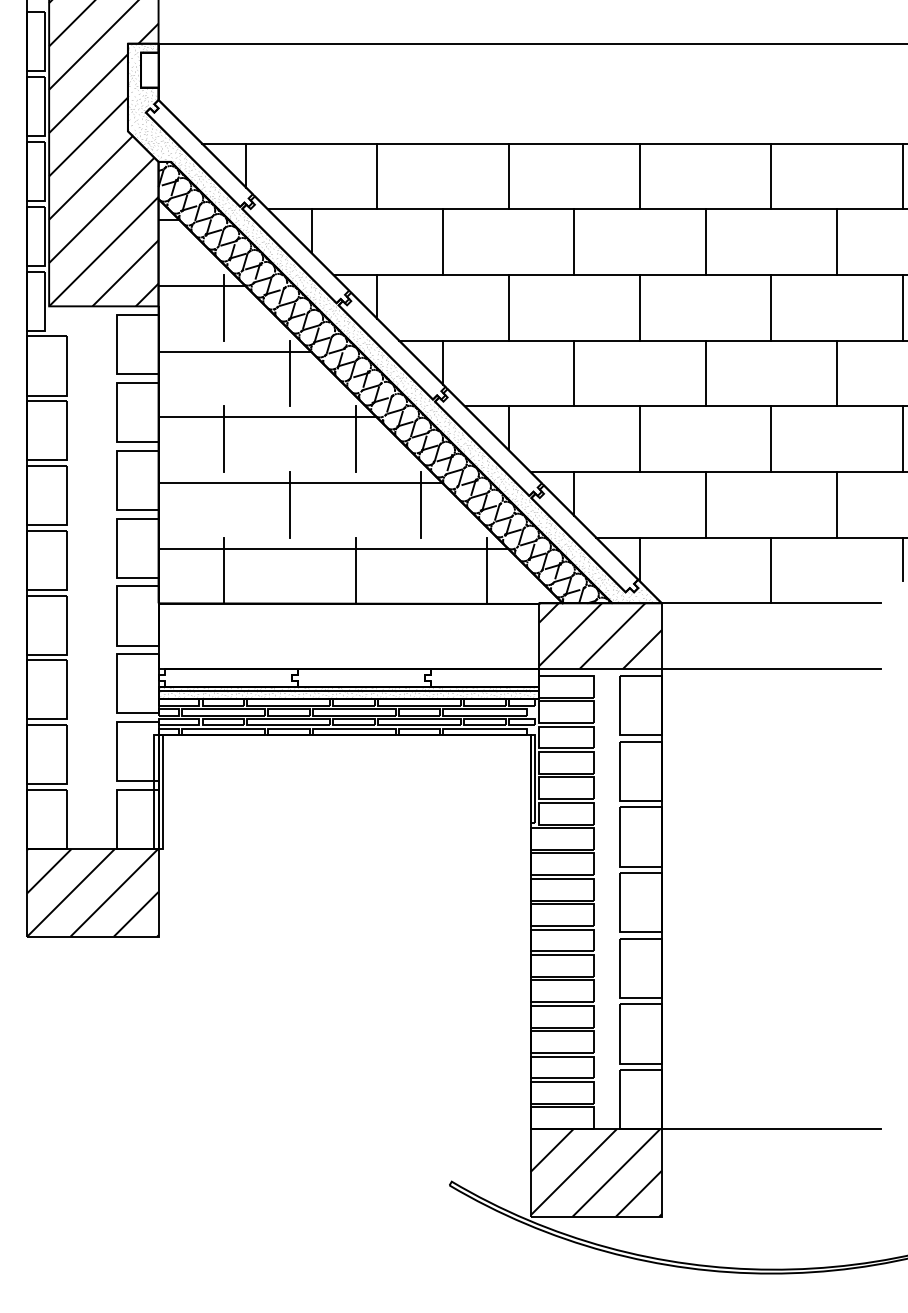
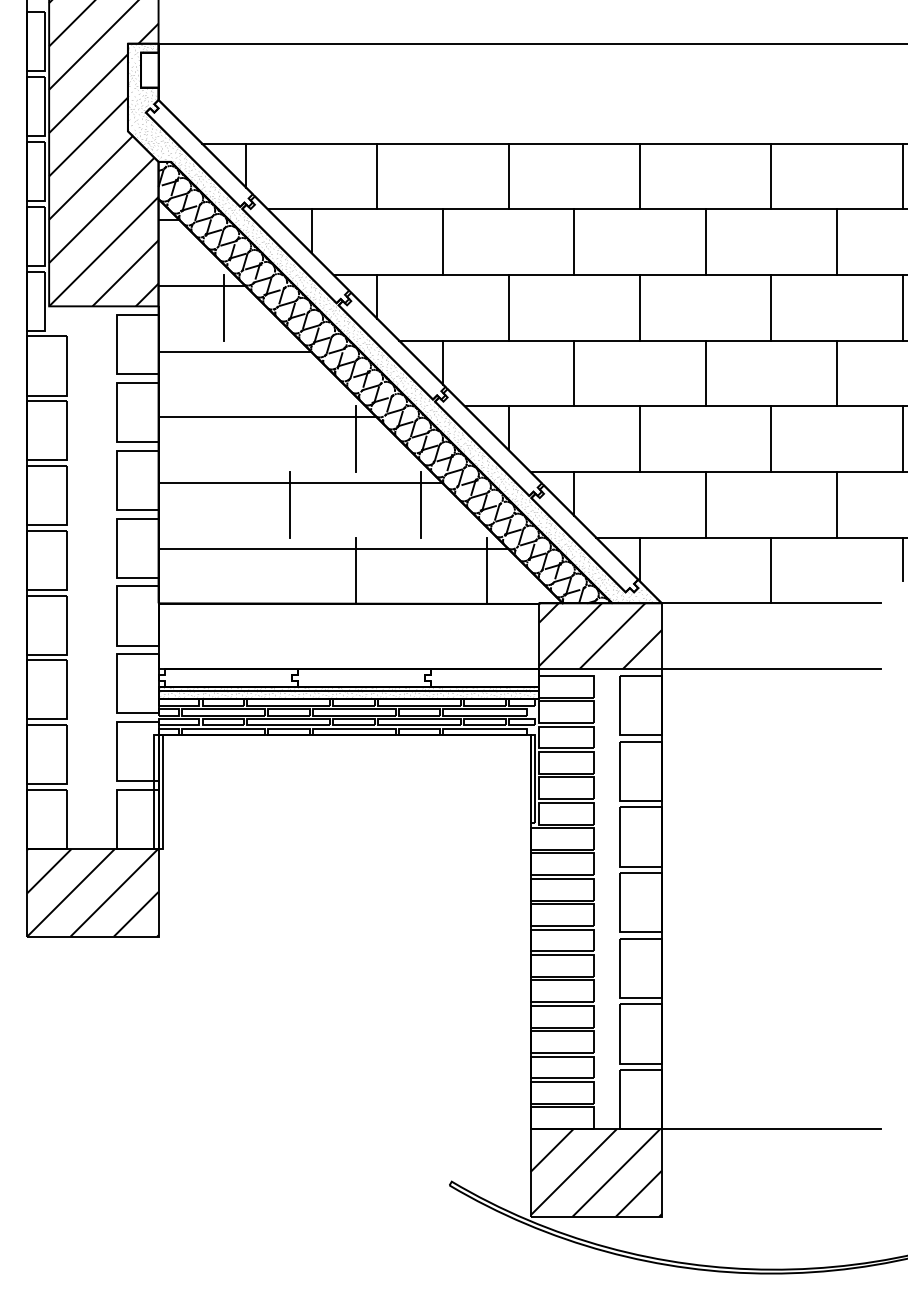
line: present -> none (289, 373)
line: present -> none (224, 439)
line: present -> none (224, 570)
